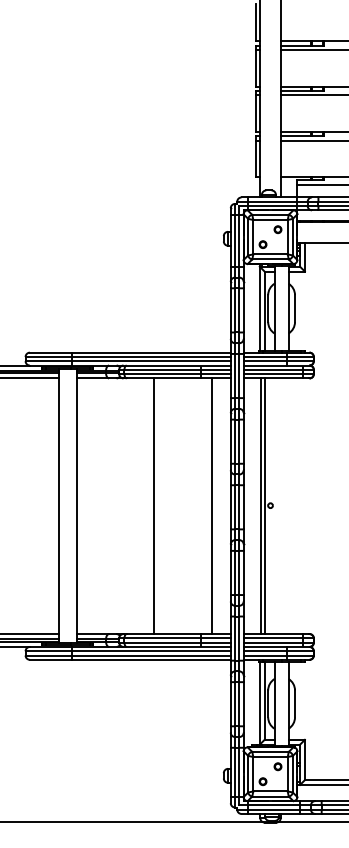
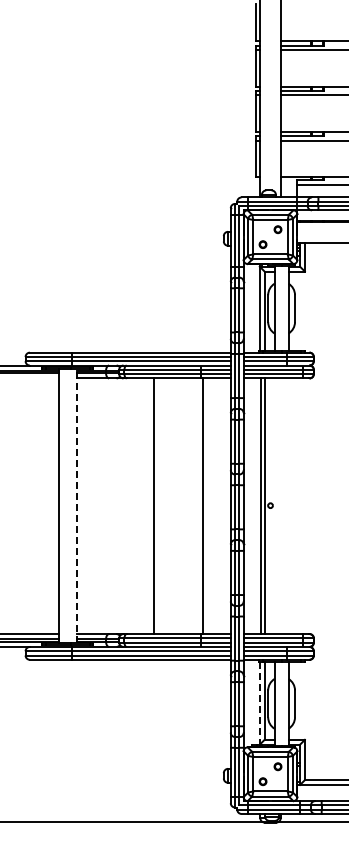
line: present -> none (30, 378)
line: solid -> dashed (76, 506)
line position: (211, 506) -> (202, 506) (202, 506)
line: solid -> dashed (259, 703)
